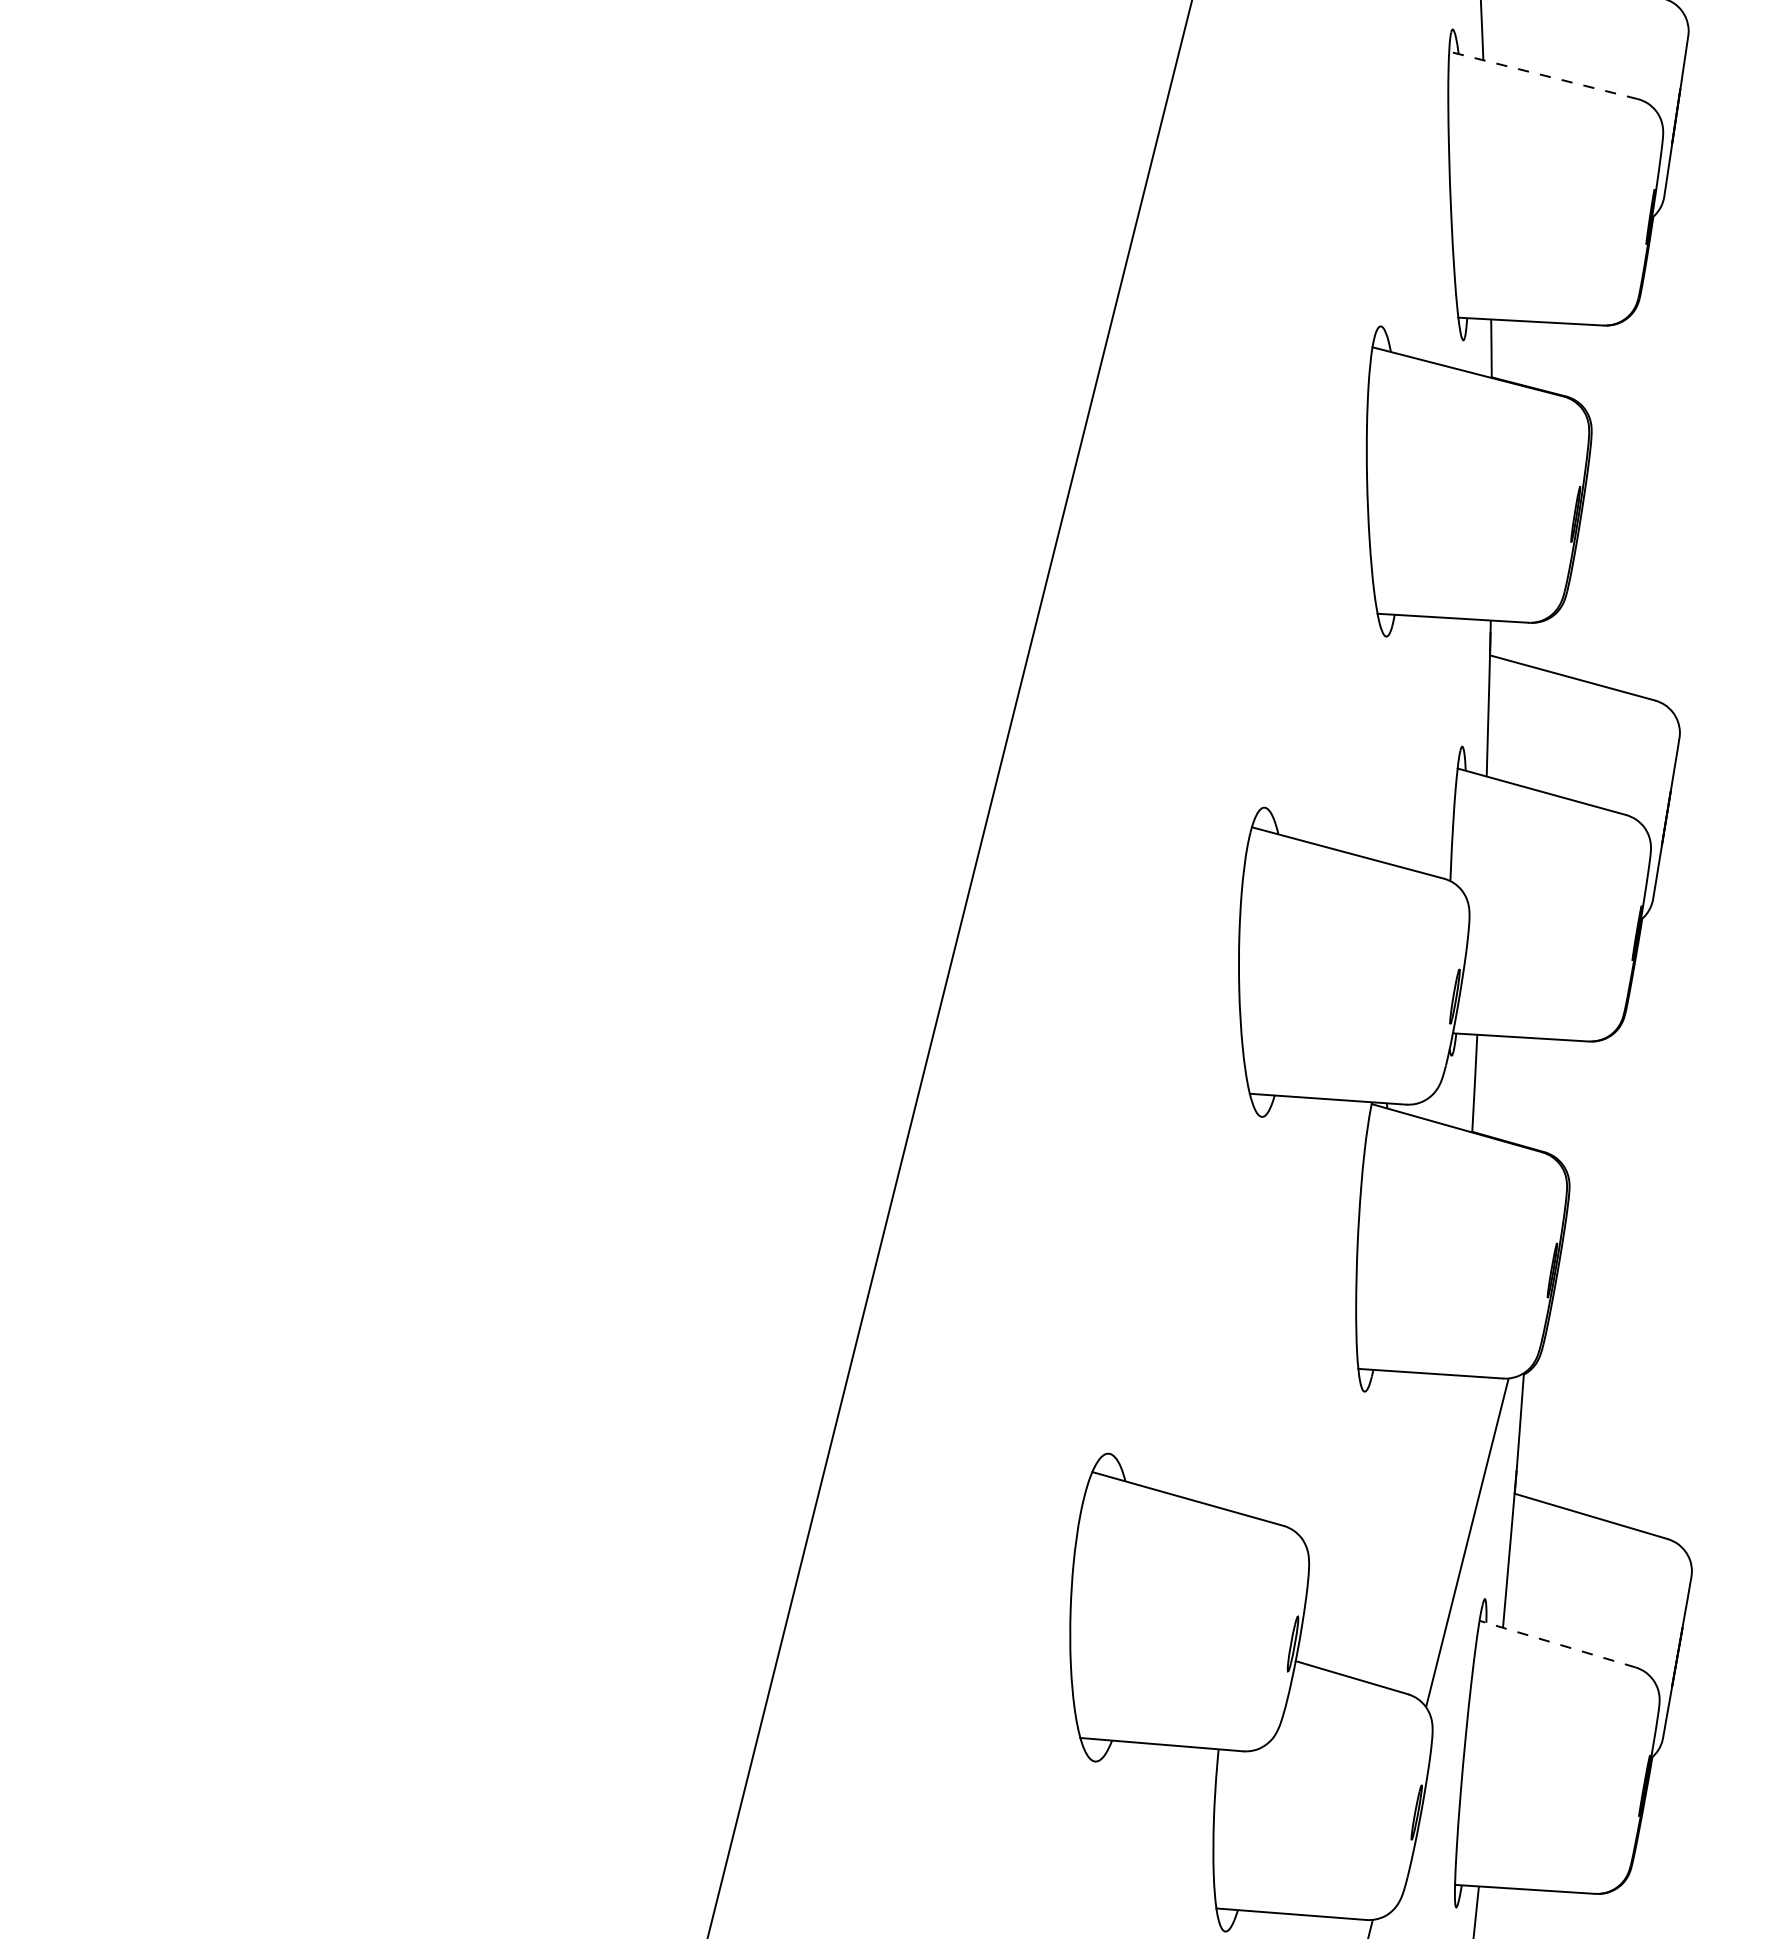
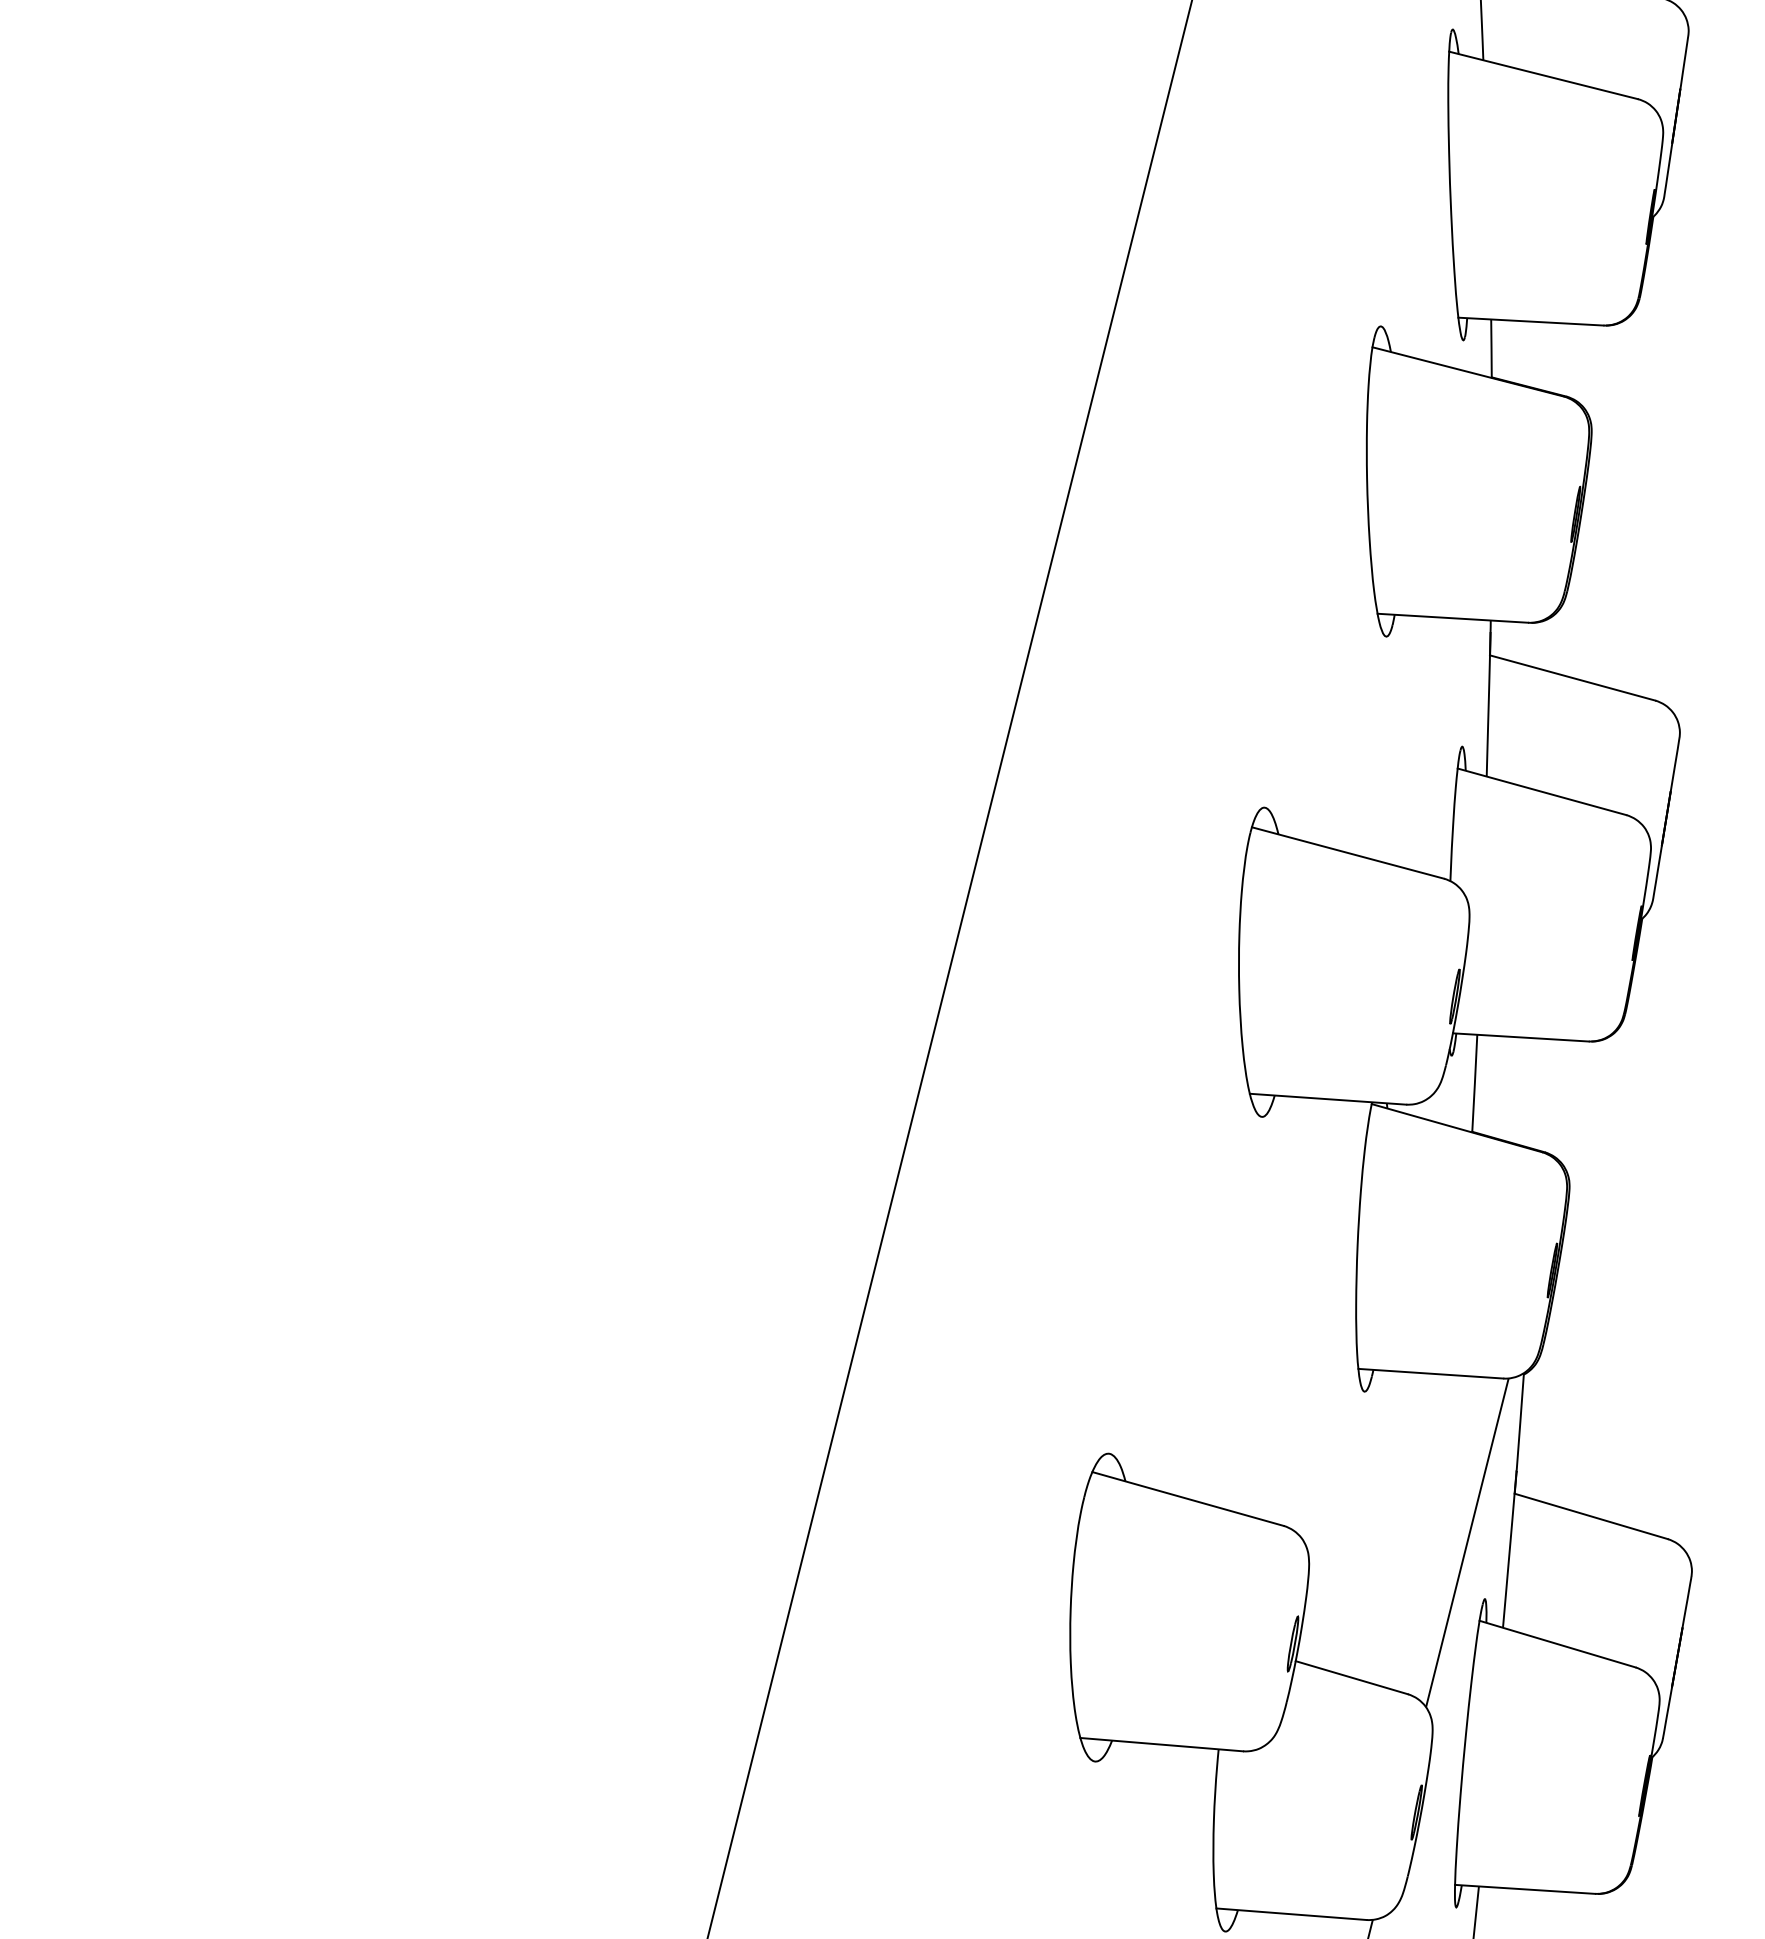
line: dashed -> solid (1542, 75)
line: dashed -> solid (1557, 1643)
